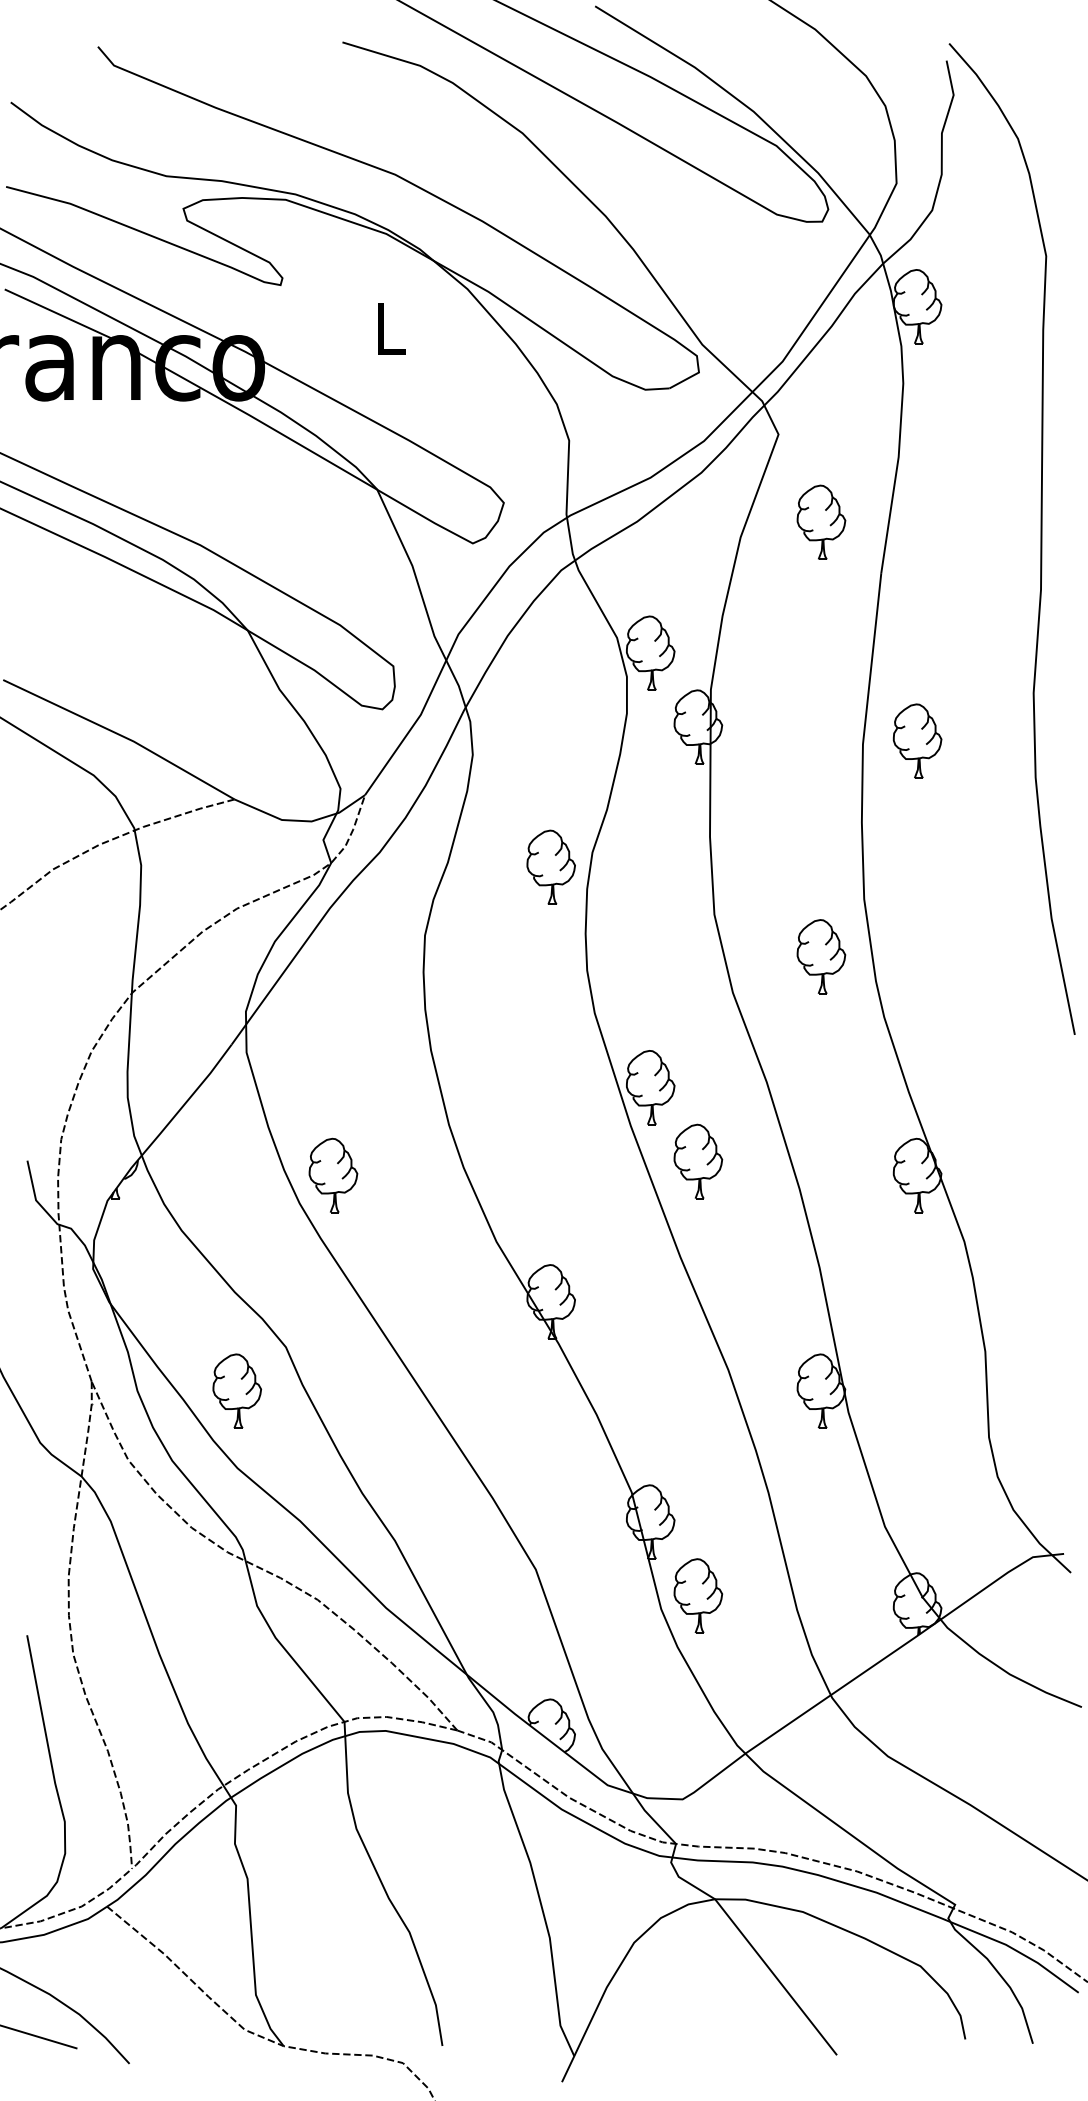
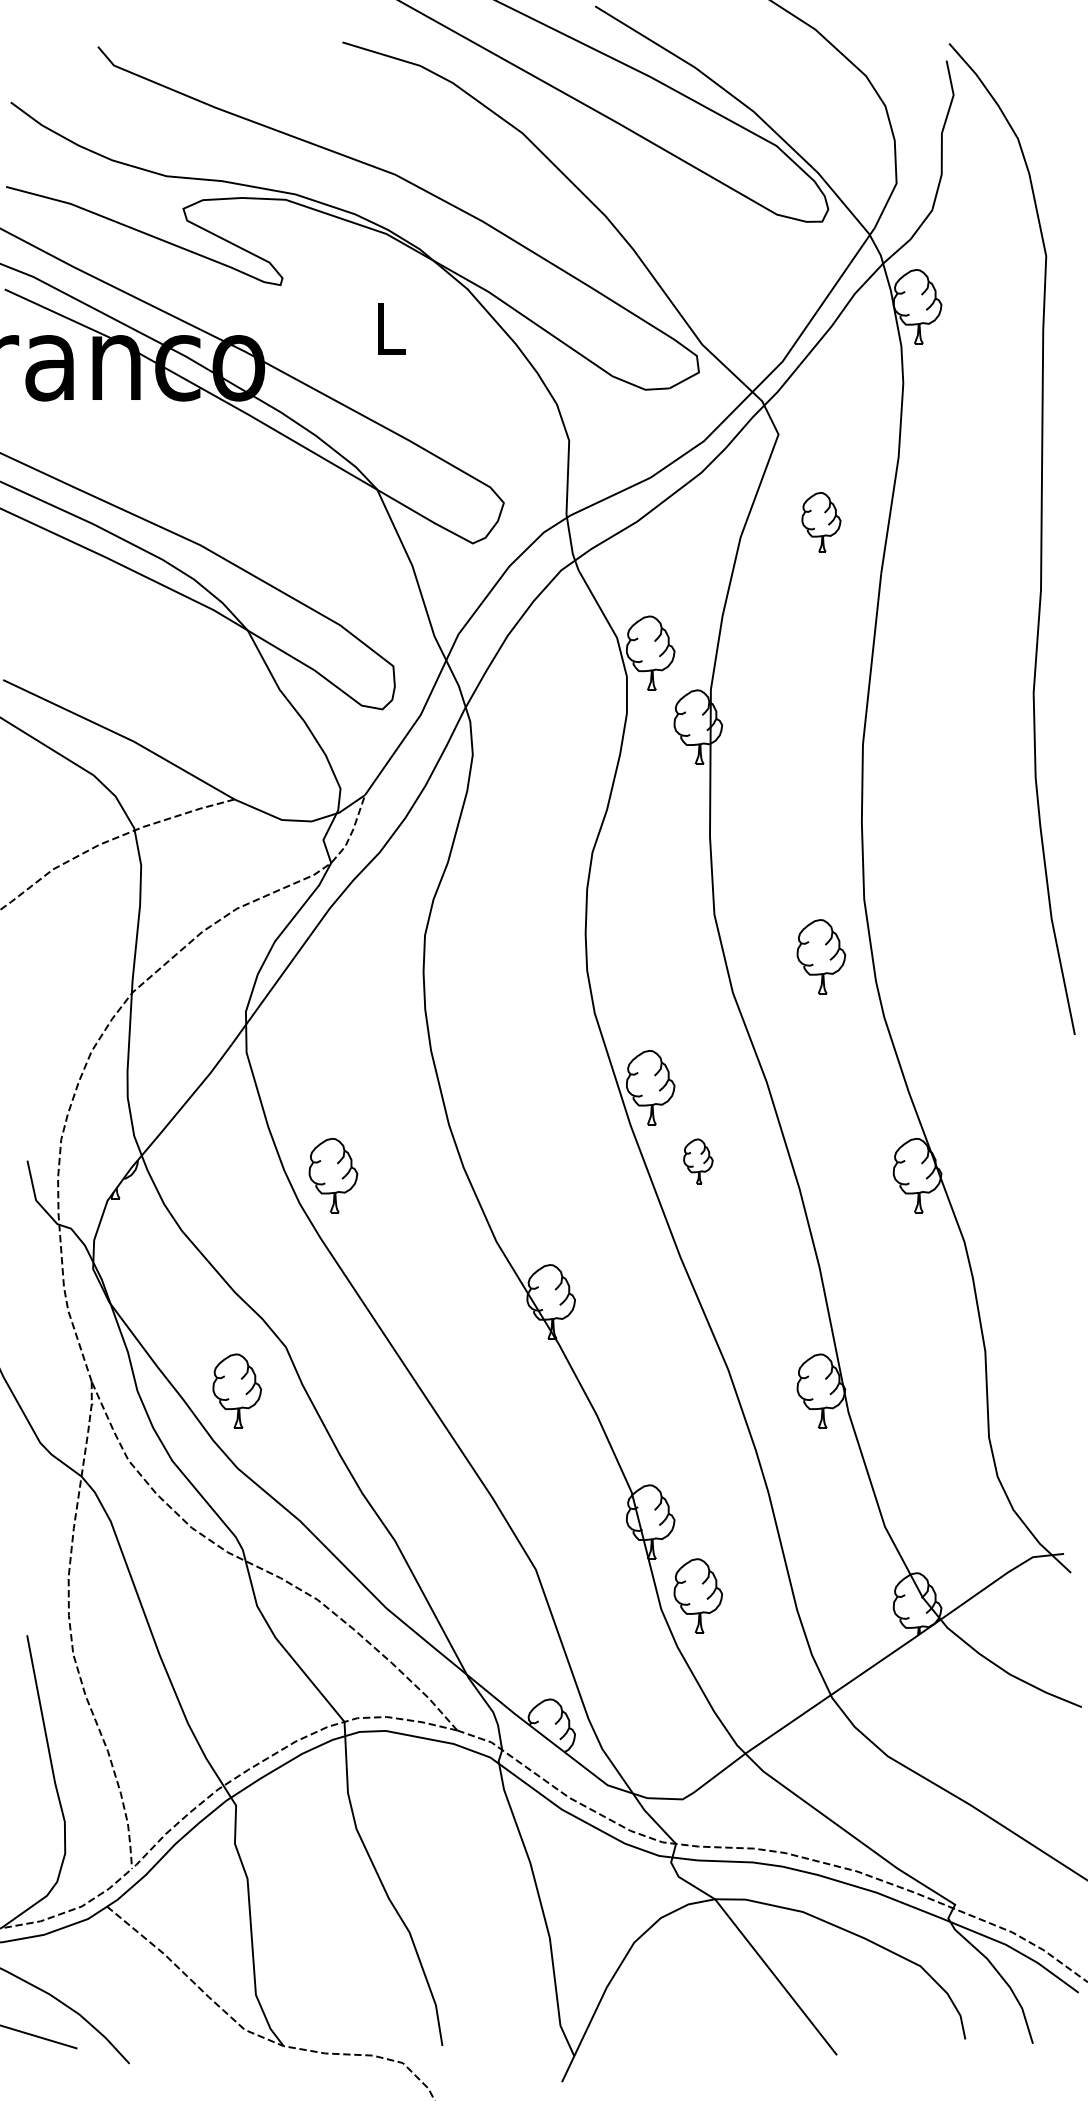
part size: 51x76 px -> 41x61 px (821, 522)
part: present -> none (917, 740)
part: present -> none (550, 866)
part size: 51x77 px -> 31x47 px (698, 1161)
